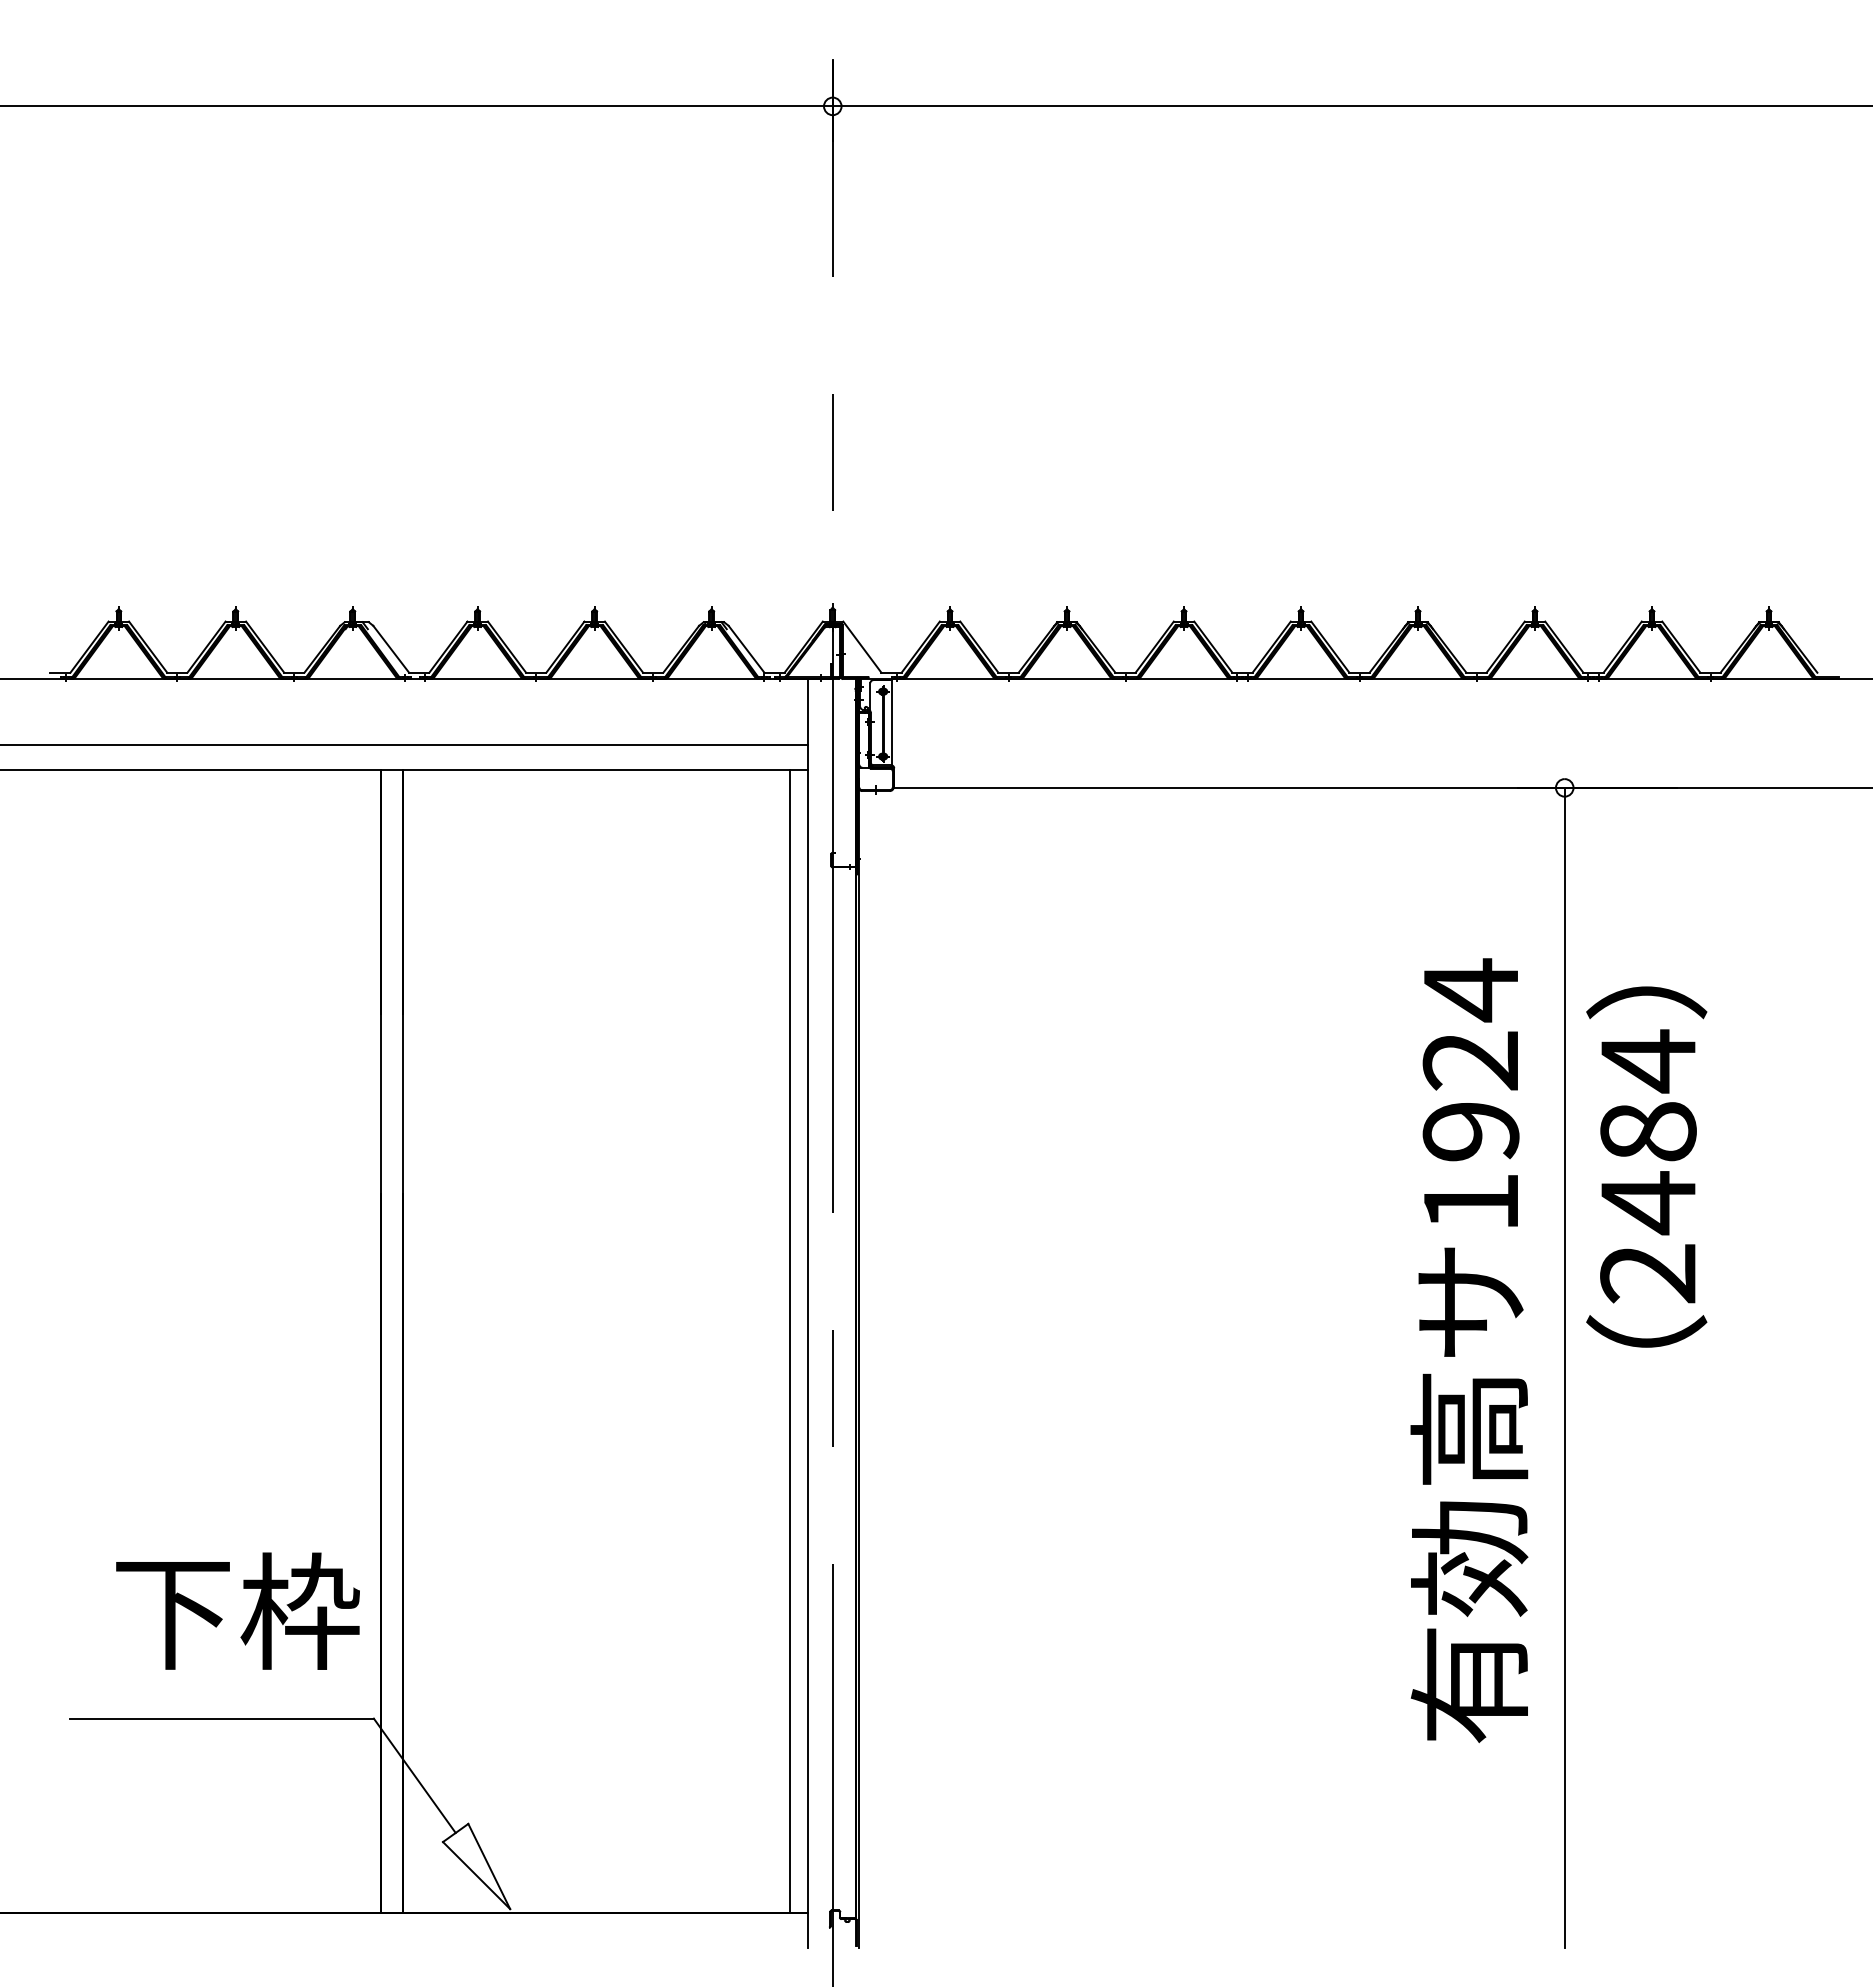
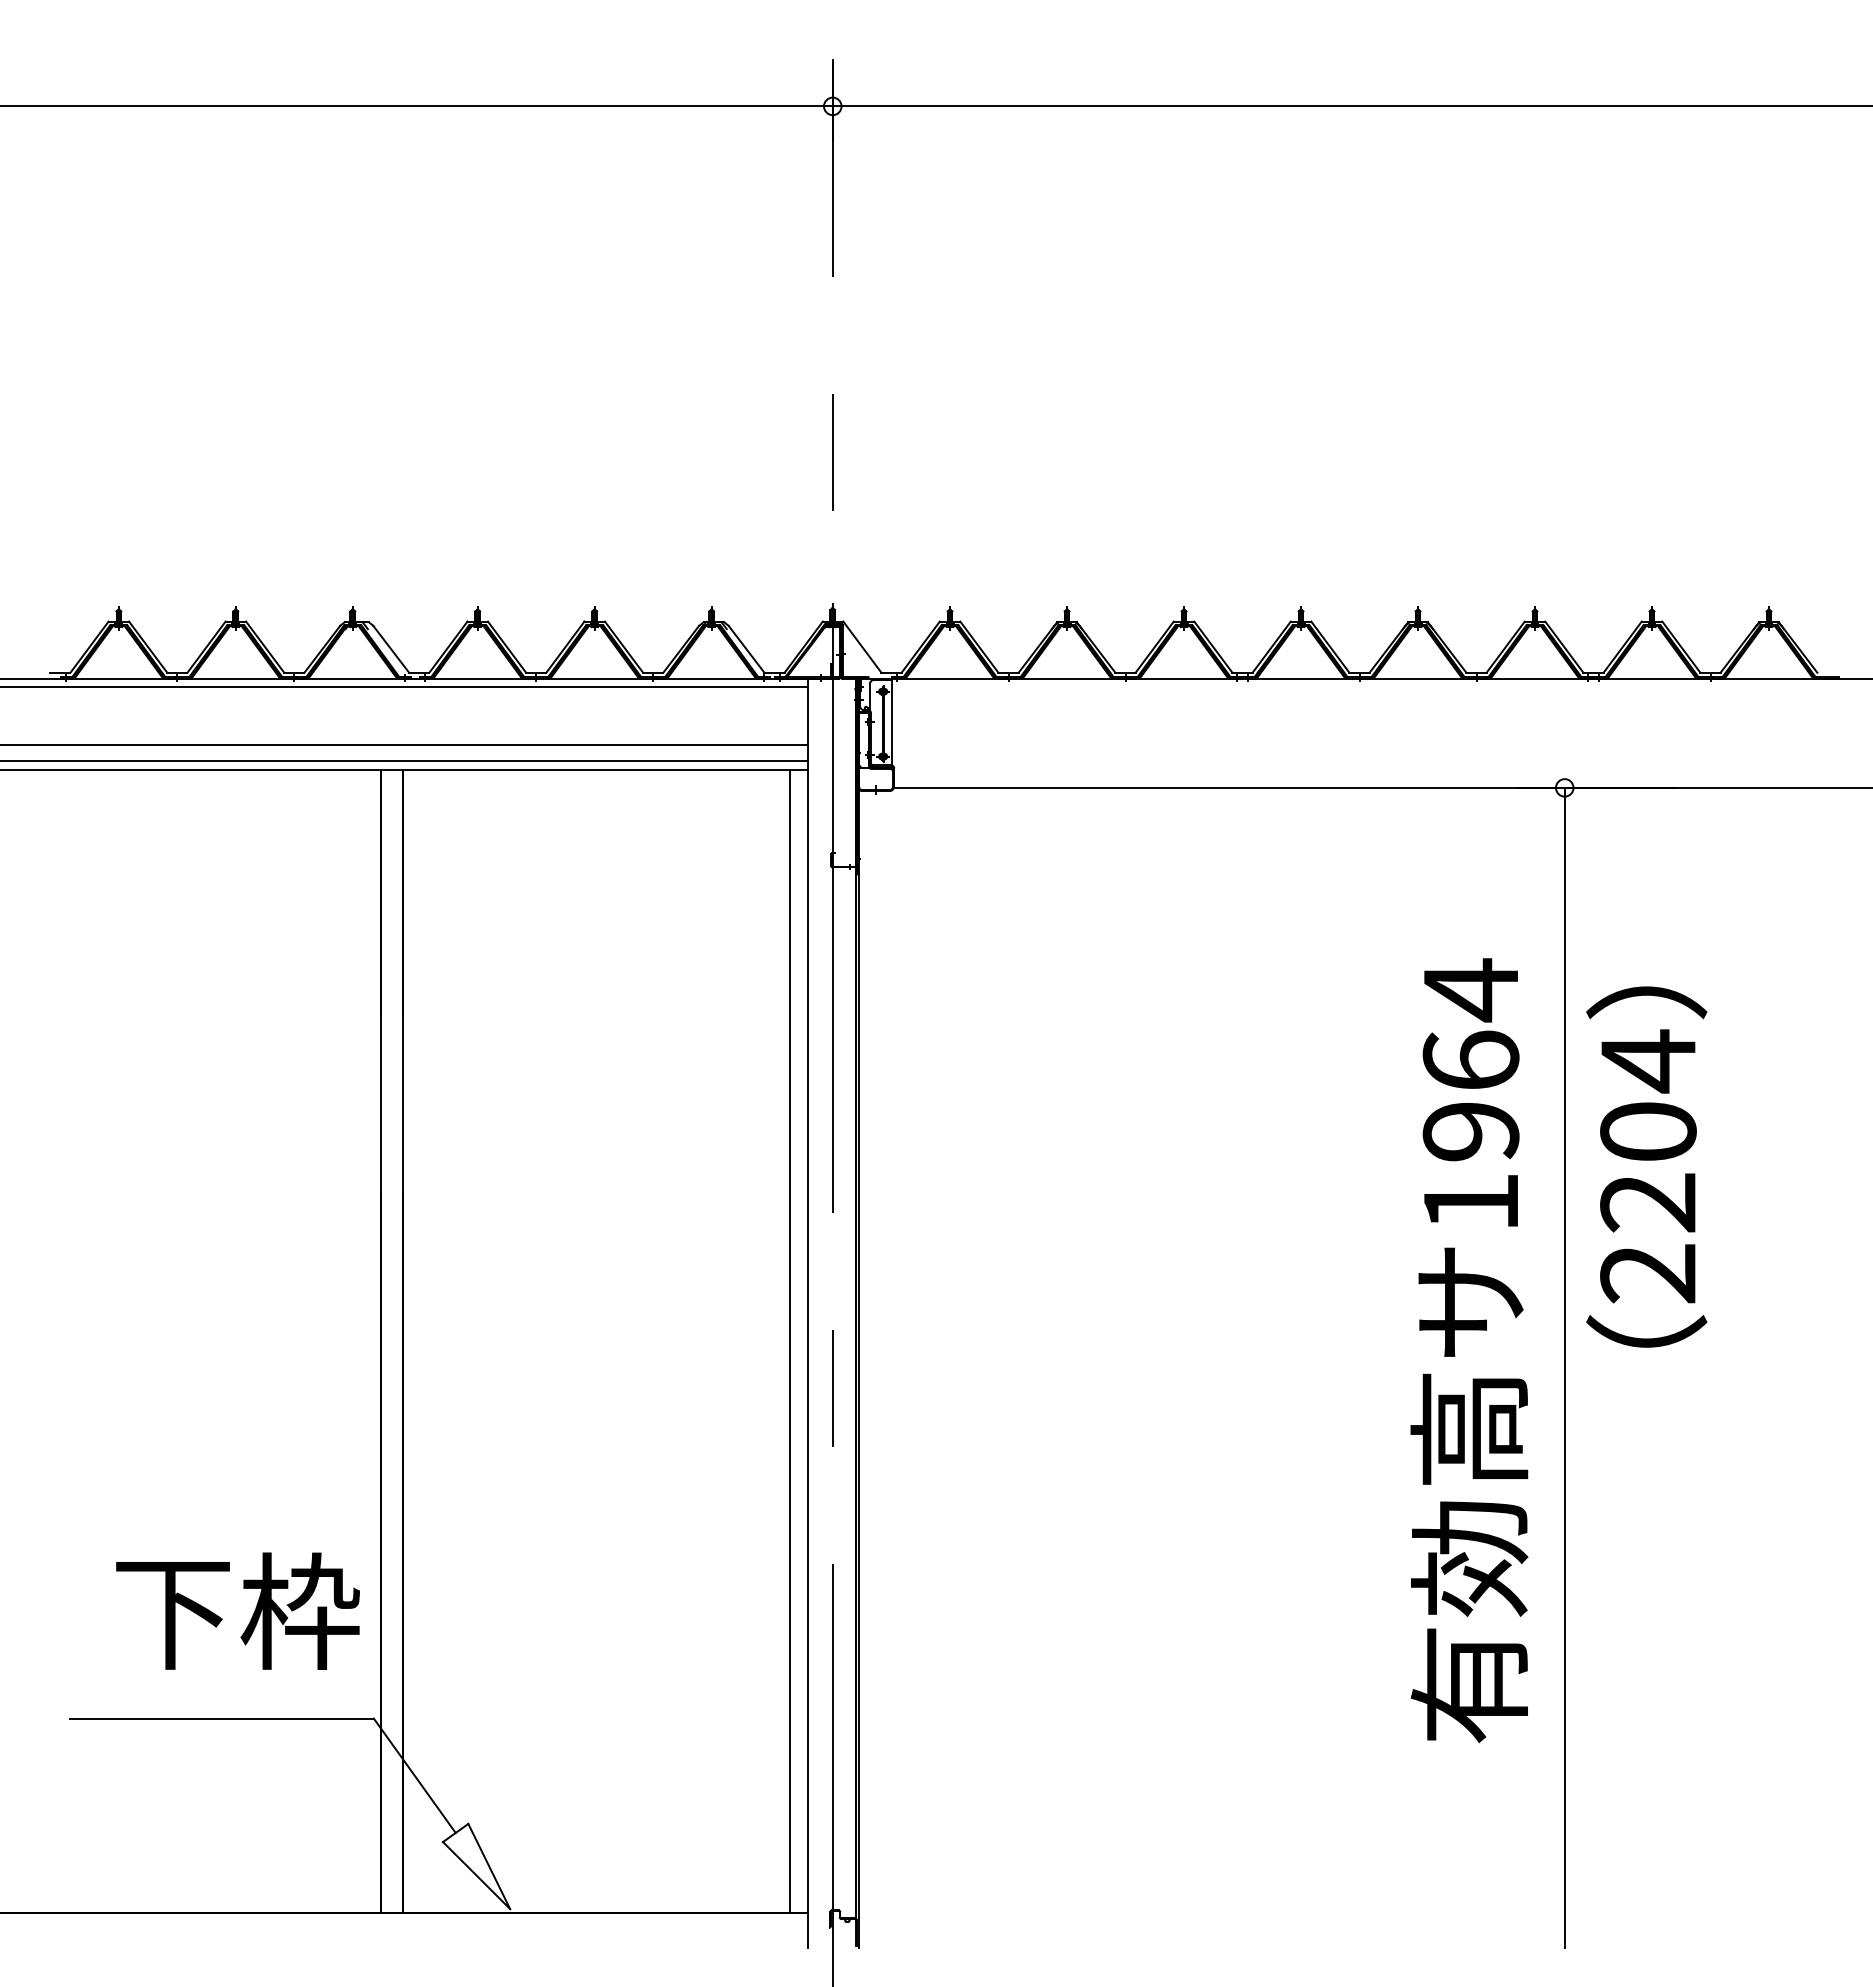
line: none -> present (404, 686)
line: none -> present (404, 761)
text: 1924 -> 1964 (1470, 1060)
text: 2484 -> 2204 (1648, 1168)
